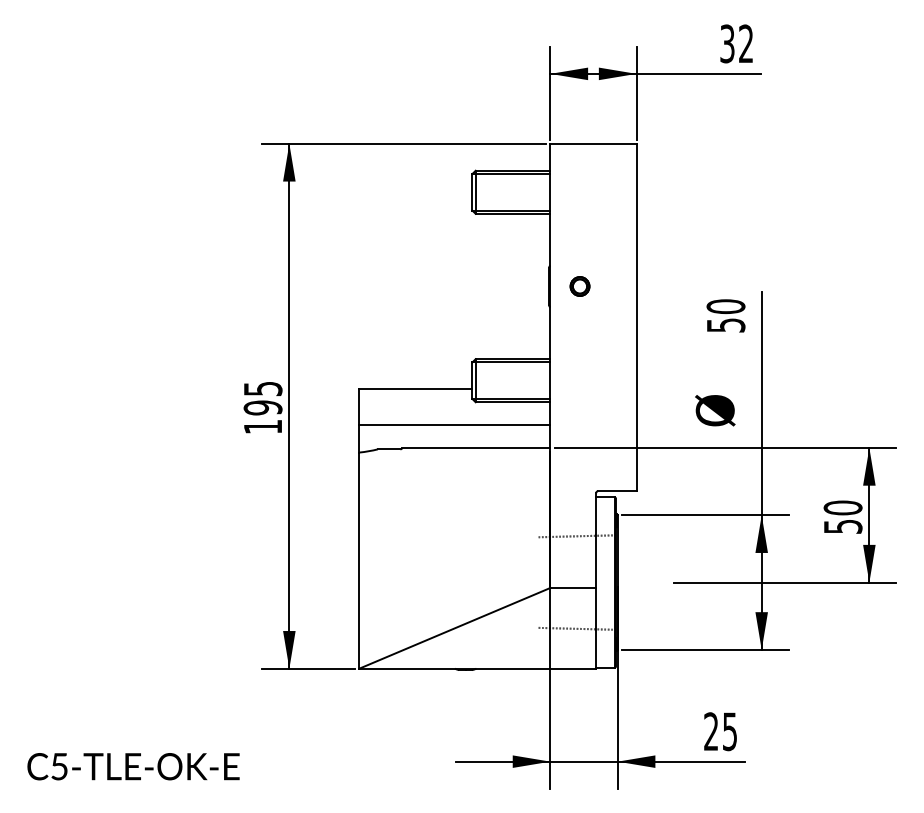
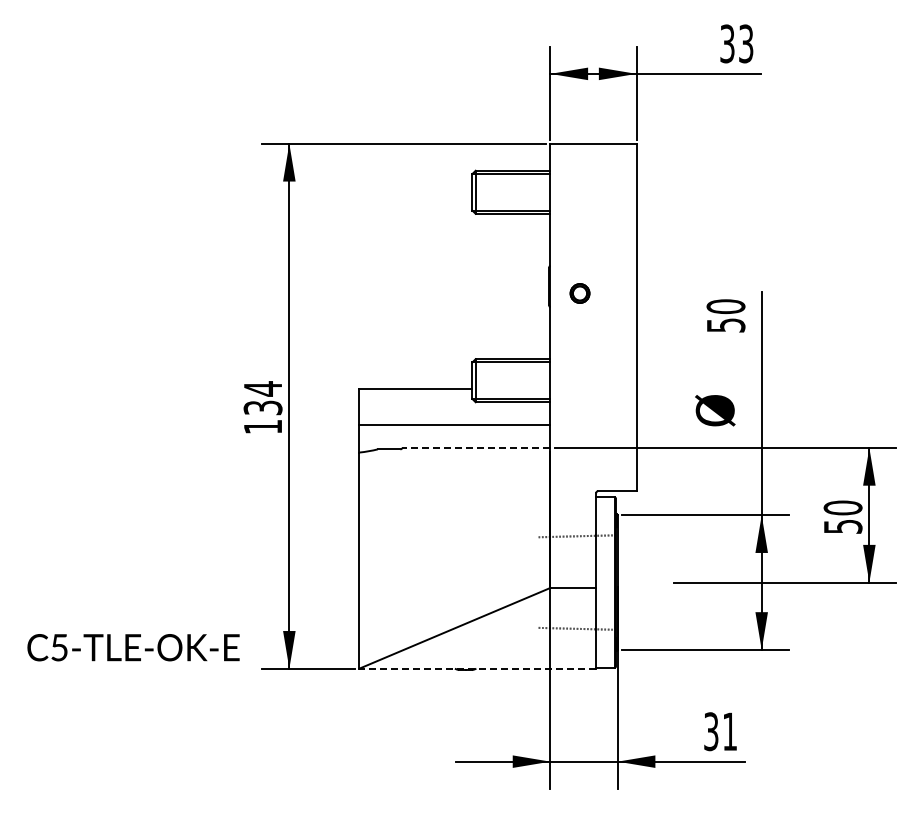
text: 32 -> 33 (746, 43)
part position: (579, 286) -> (579, 293) (579, 293)
text: 195 -> 134 (262, 398)
line: solid -> dashed (475, 448)
line: solid -> dashed (477, 668)
text: 25 -> 31 (720, 731)
text position: (133, 766) -> (133, 647) (133, 647)
